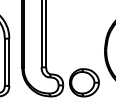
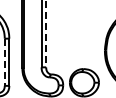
line: solid -> dashed (46, 33)
line: solid -> dashed (4, 62)
